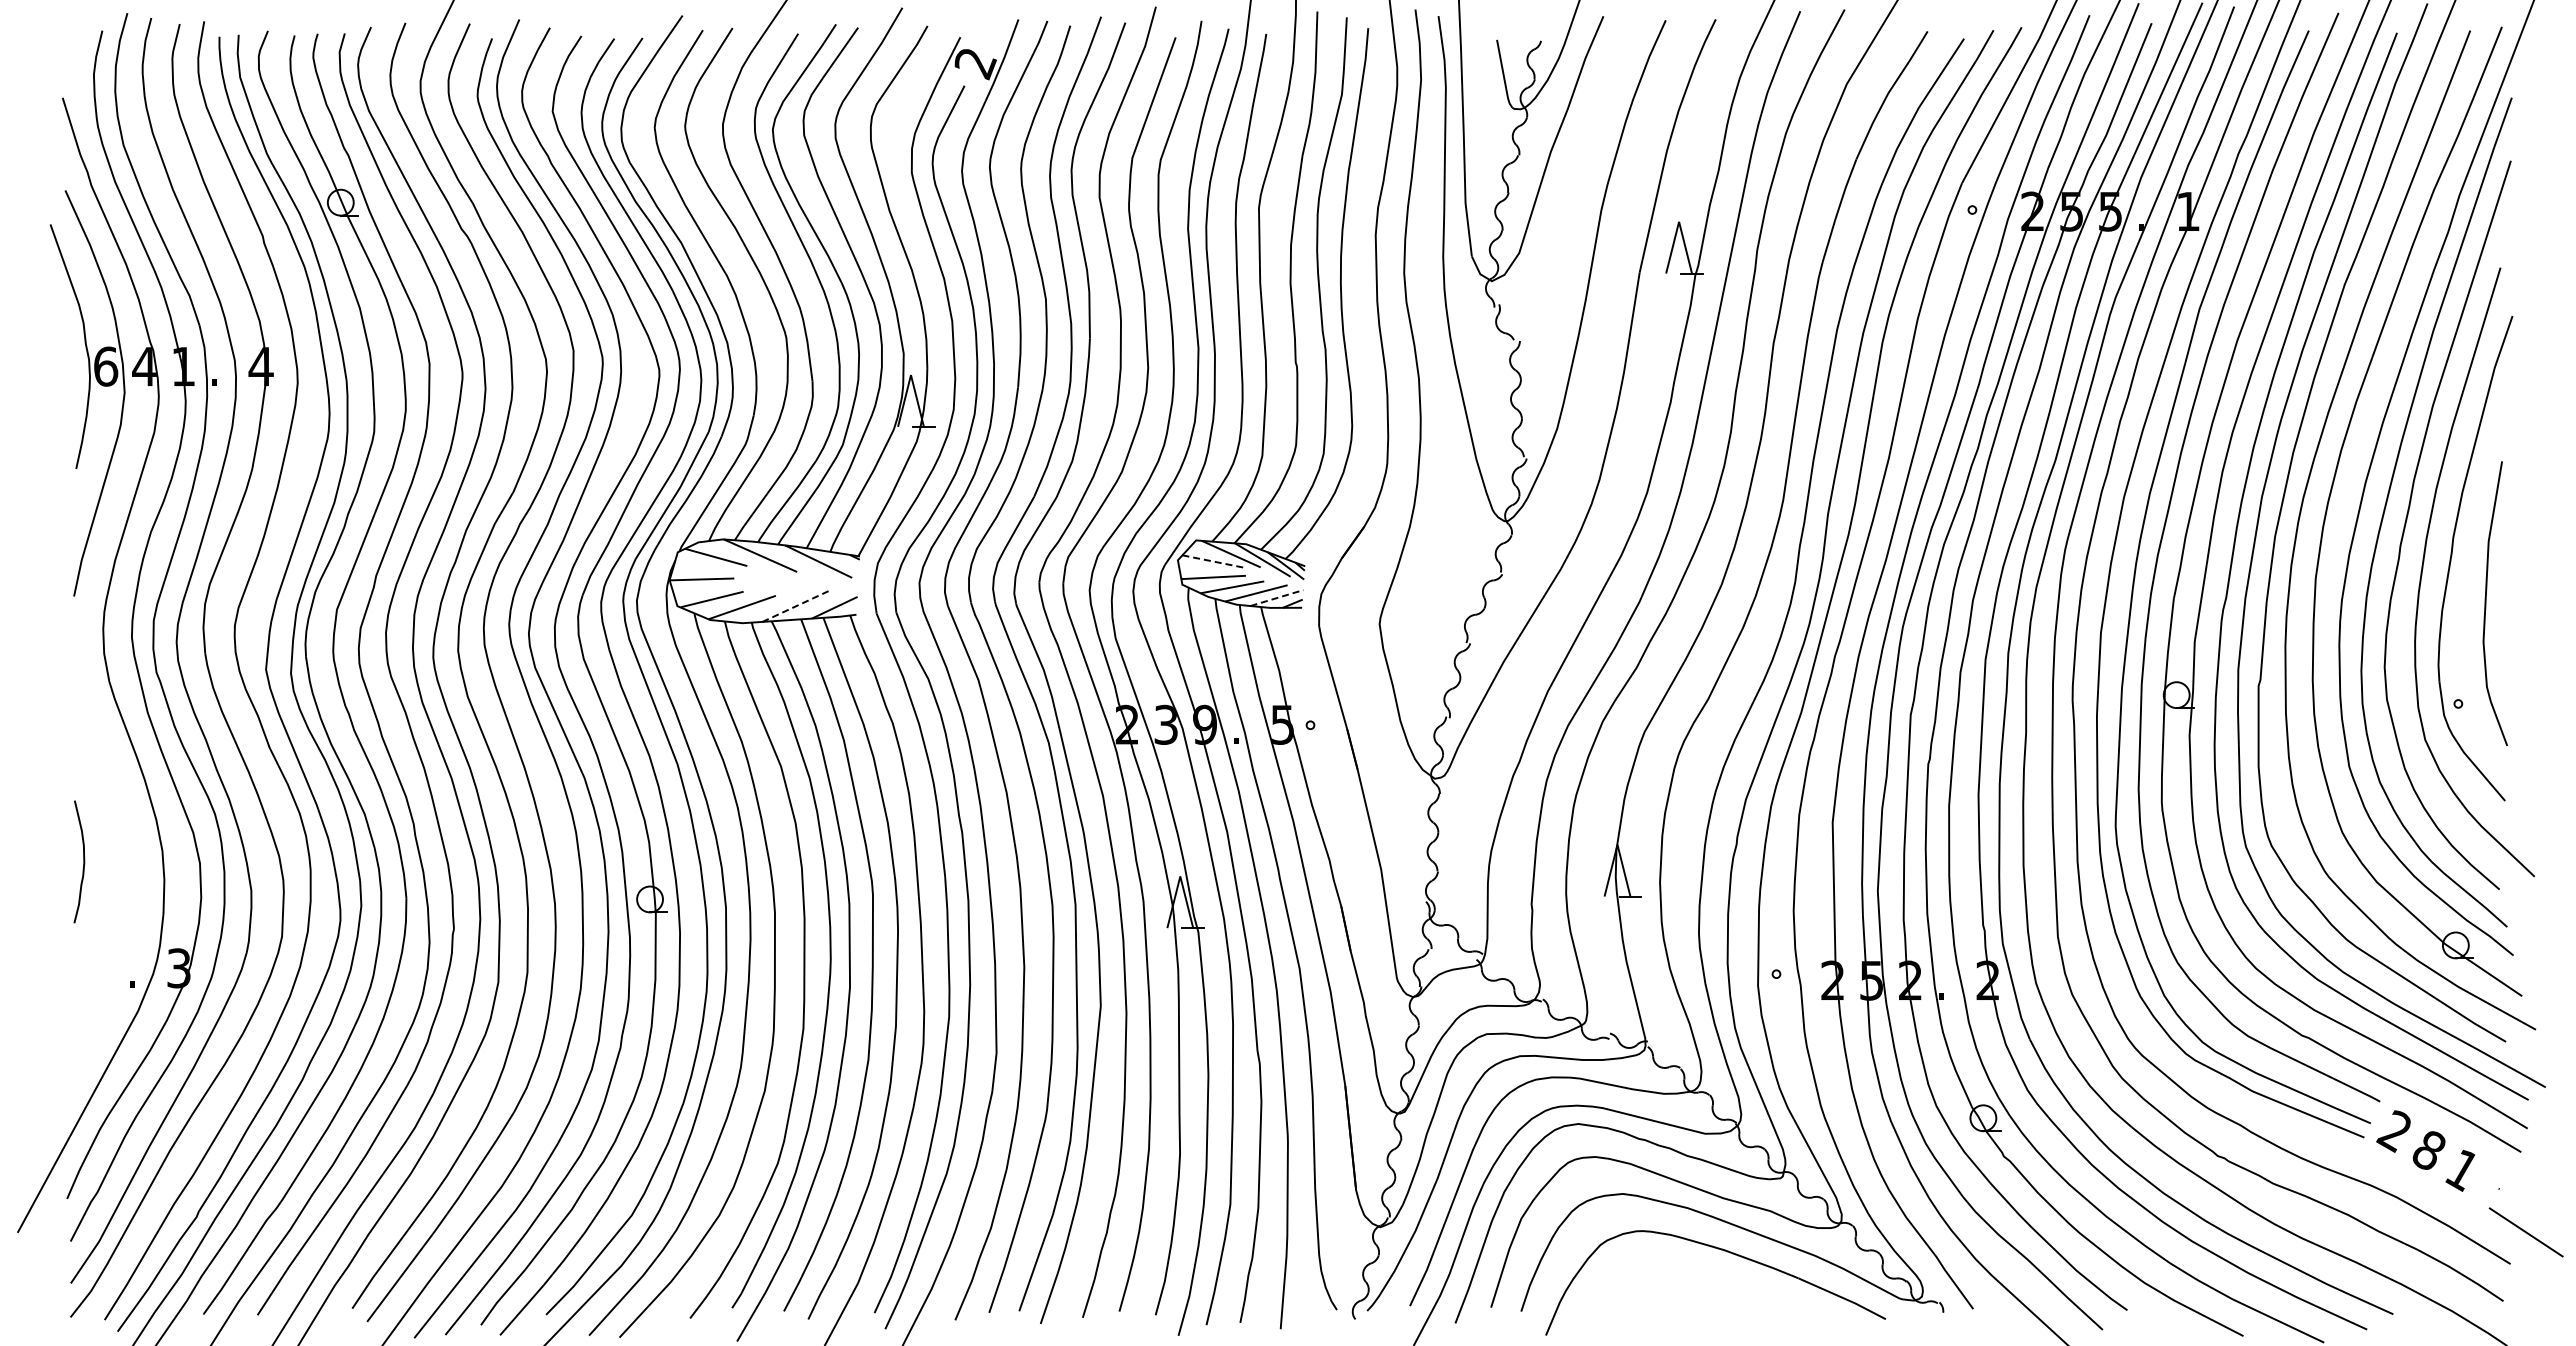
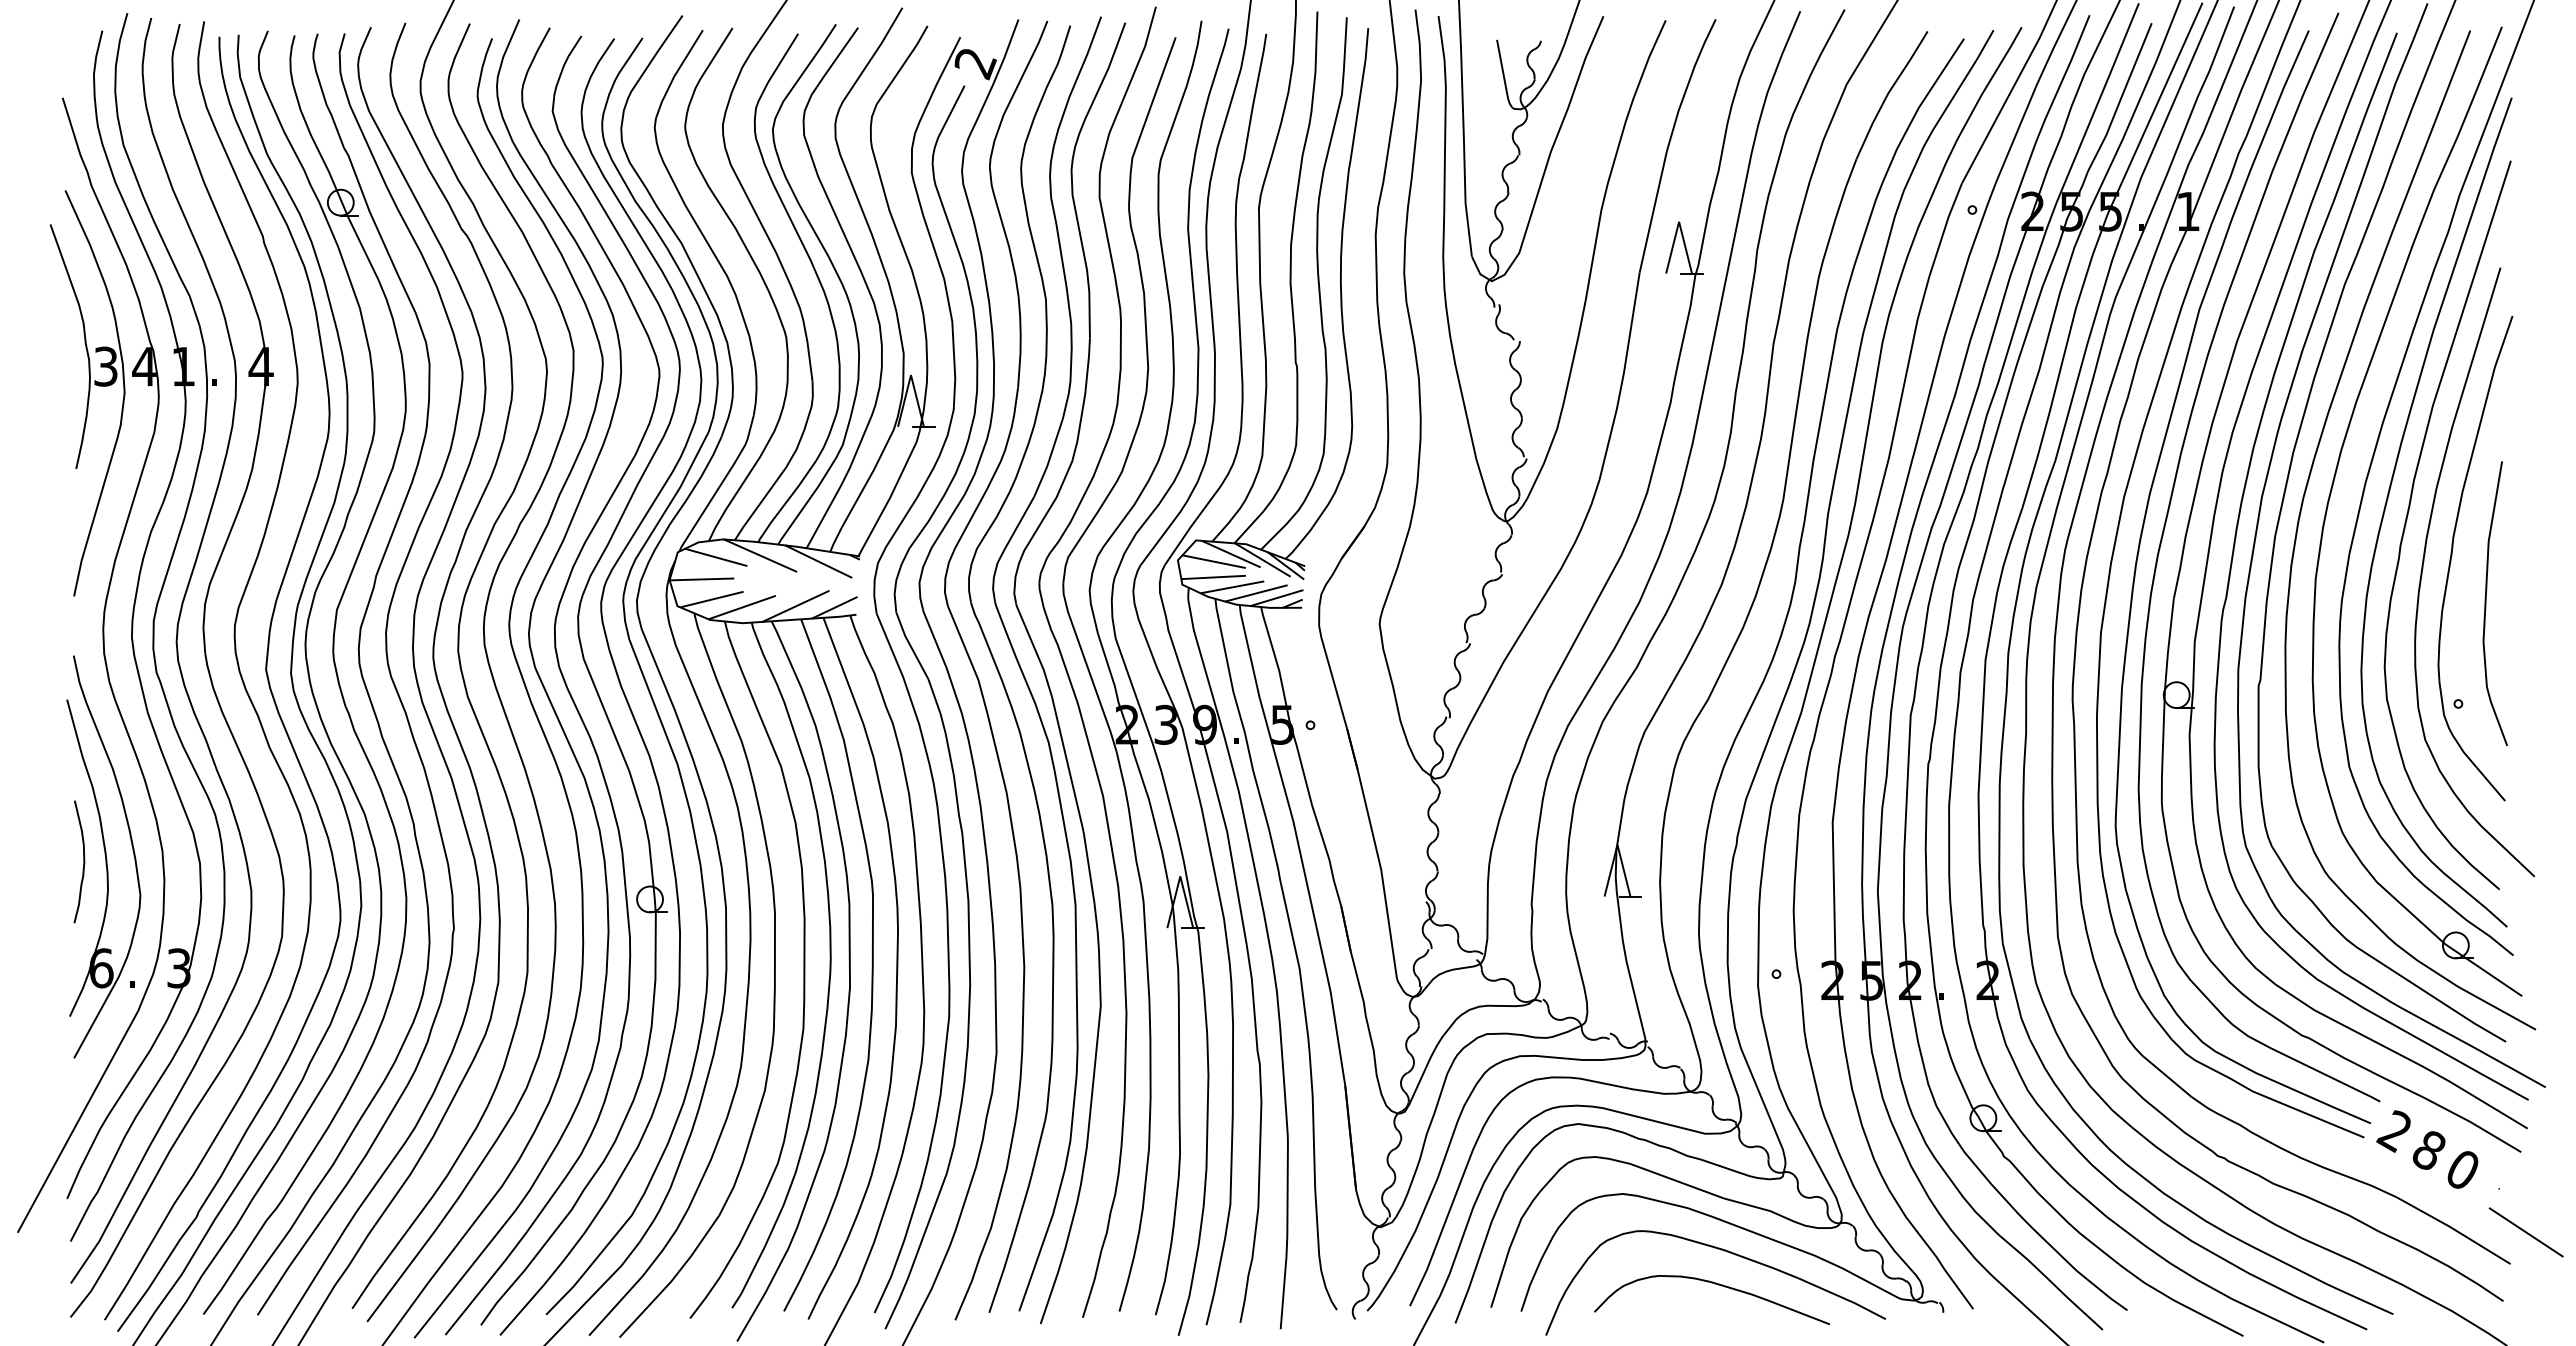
text: 6 -> 3 (106, 366)
line: dashed -> solid (1214, 561)
line: dashed -> solid (1276, 598)
line: dashed -> solid (796, 606)
part: none -> present (103, 856)
text: 1 -> 0 (2461, 1170)
curve: none -> present (1714, 1284)
